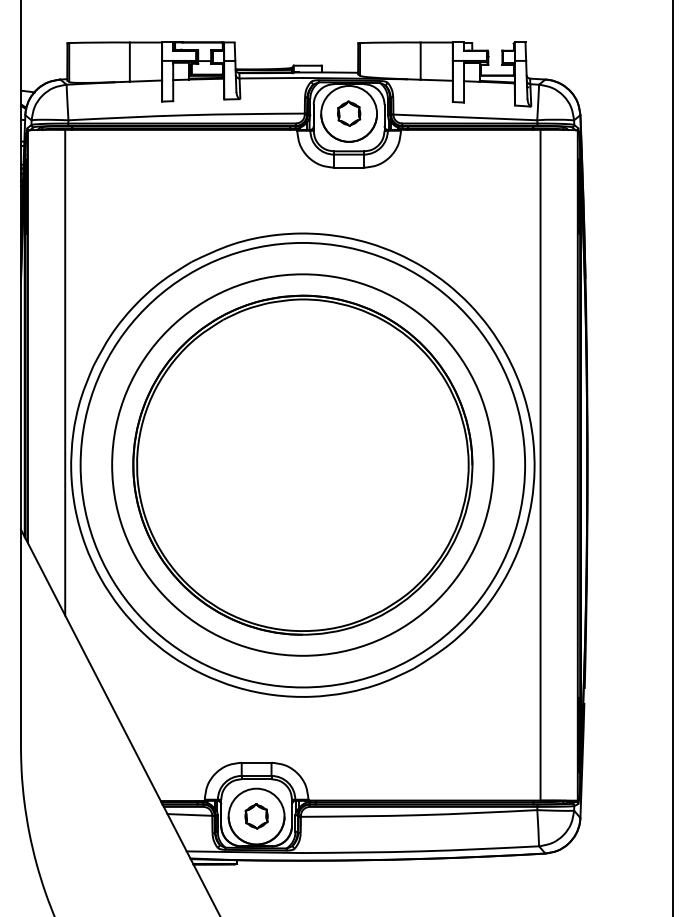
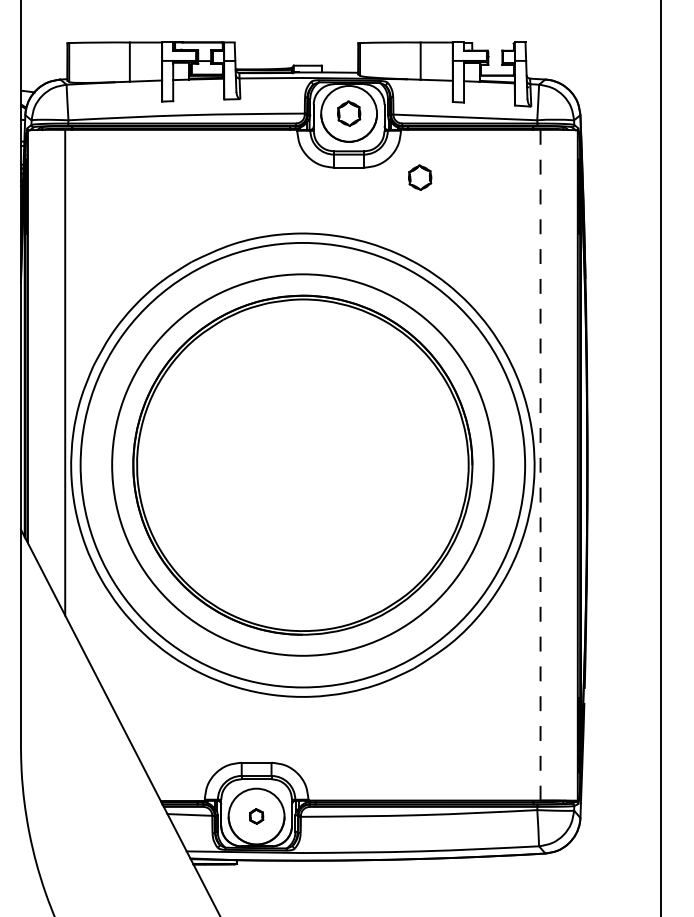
part: none -> present (420, 177)
line position: (673, 457) -> (661, 457) (661, 457)
line: solid -> dashed (540, 465)
part size: 25x27 px -> 16x17 px (256, 816)
